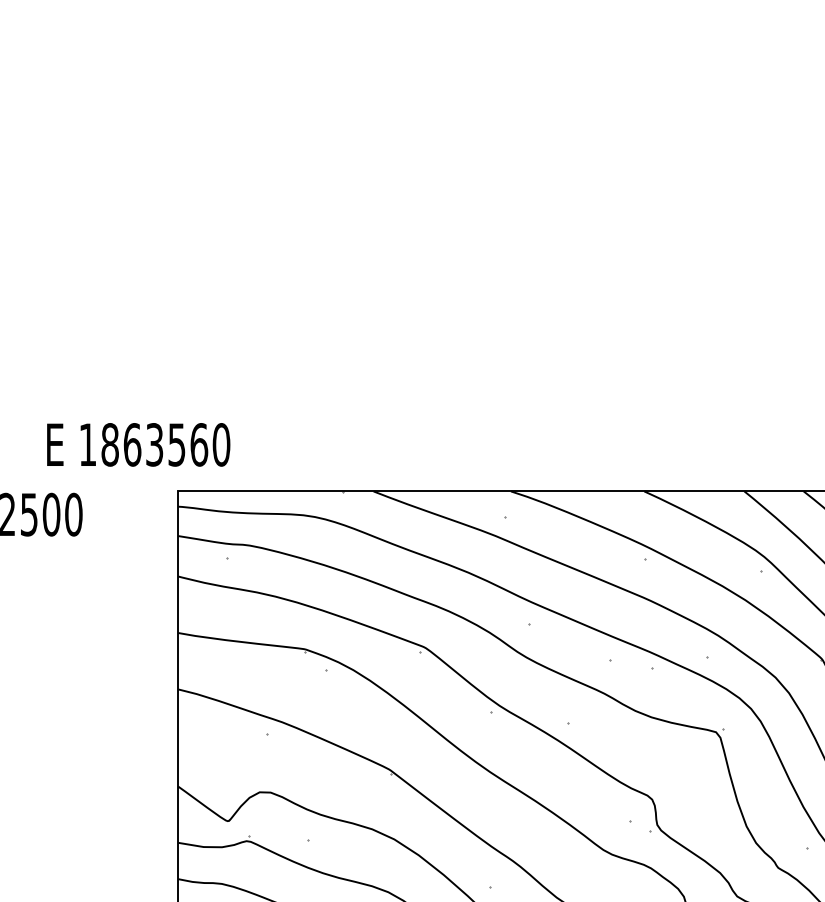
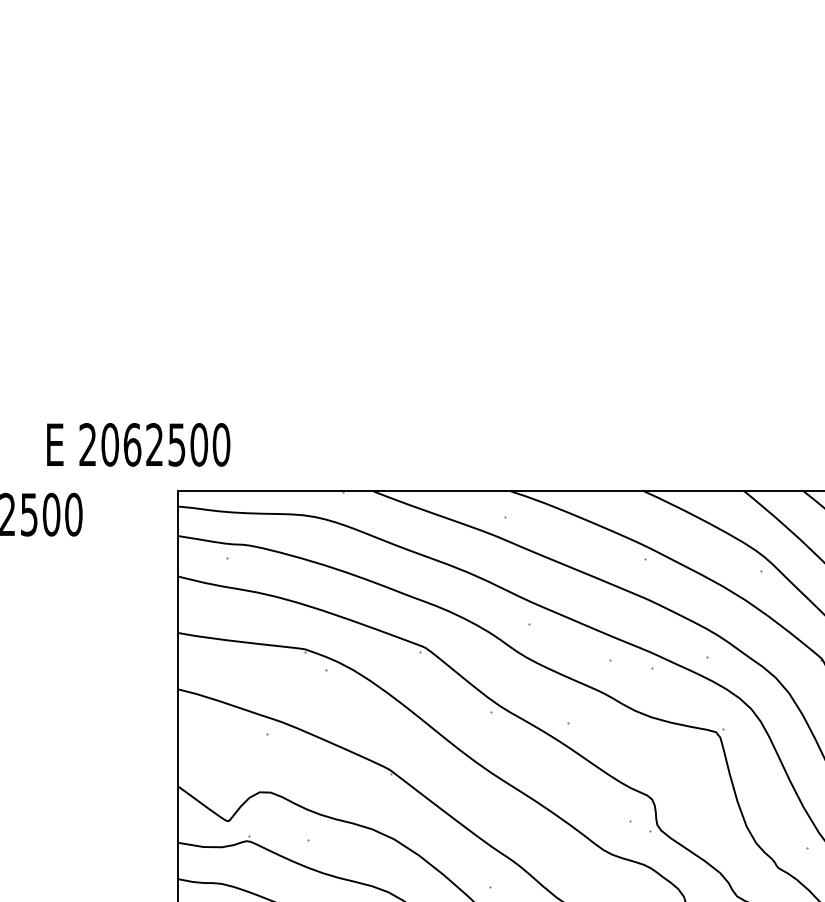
text: 1863560 -> 2062500 (143, 444)
